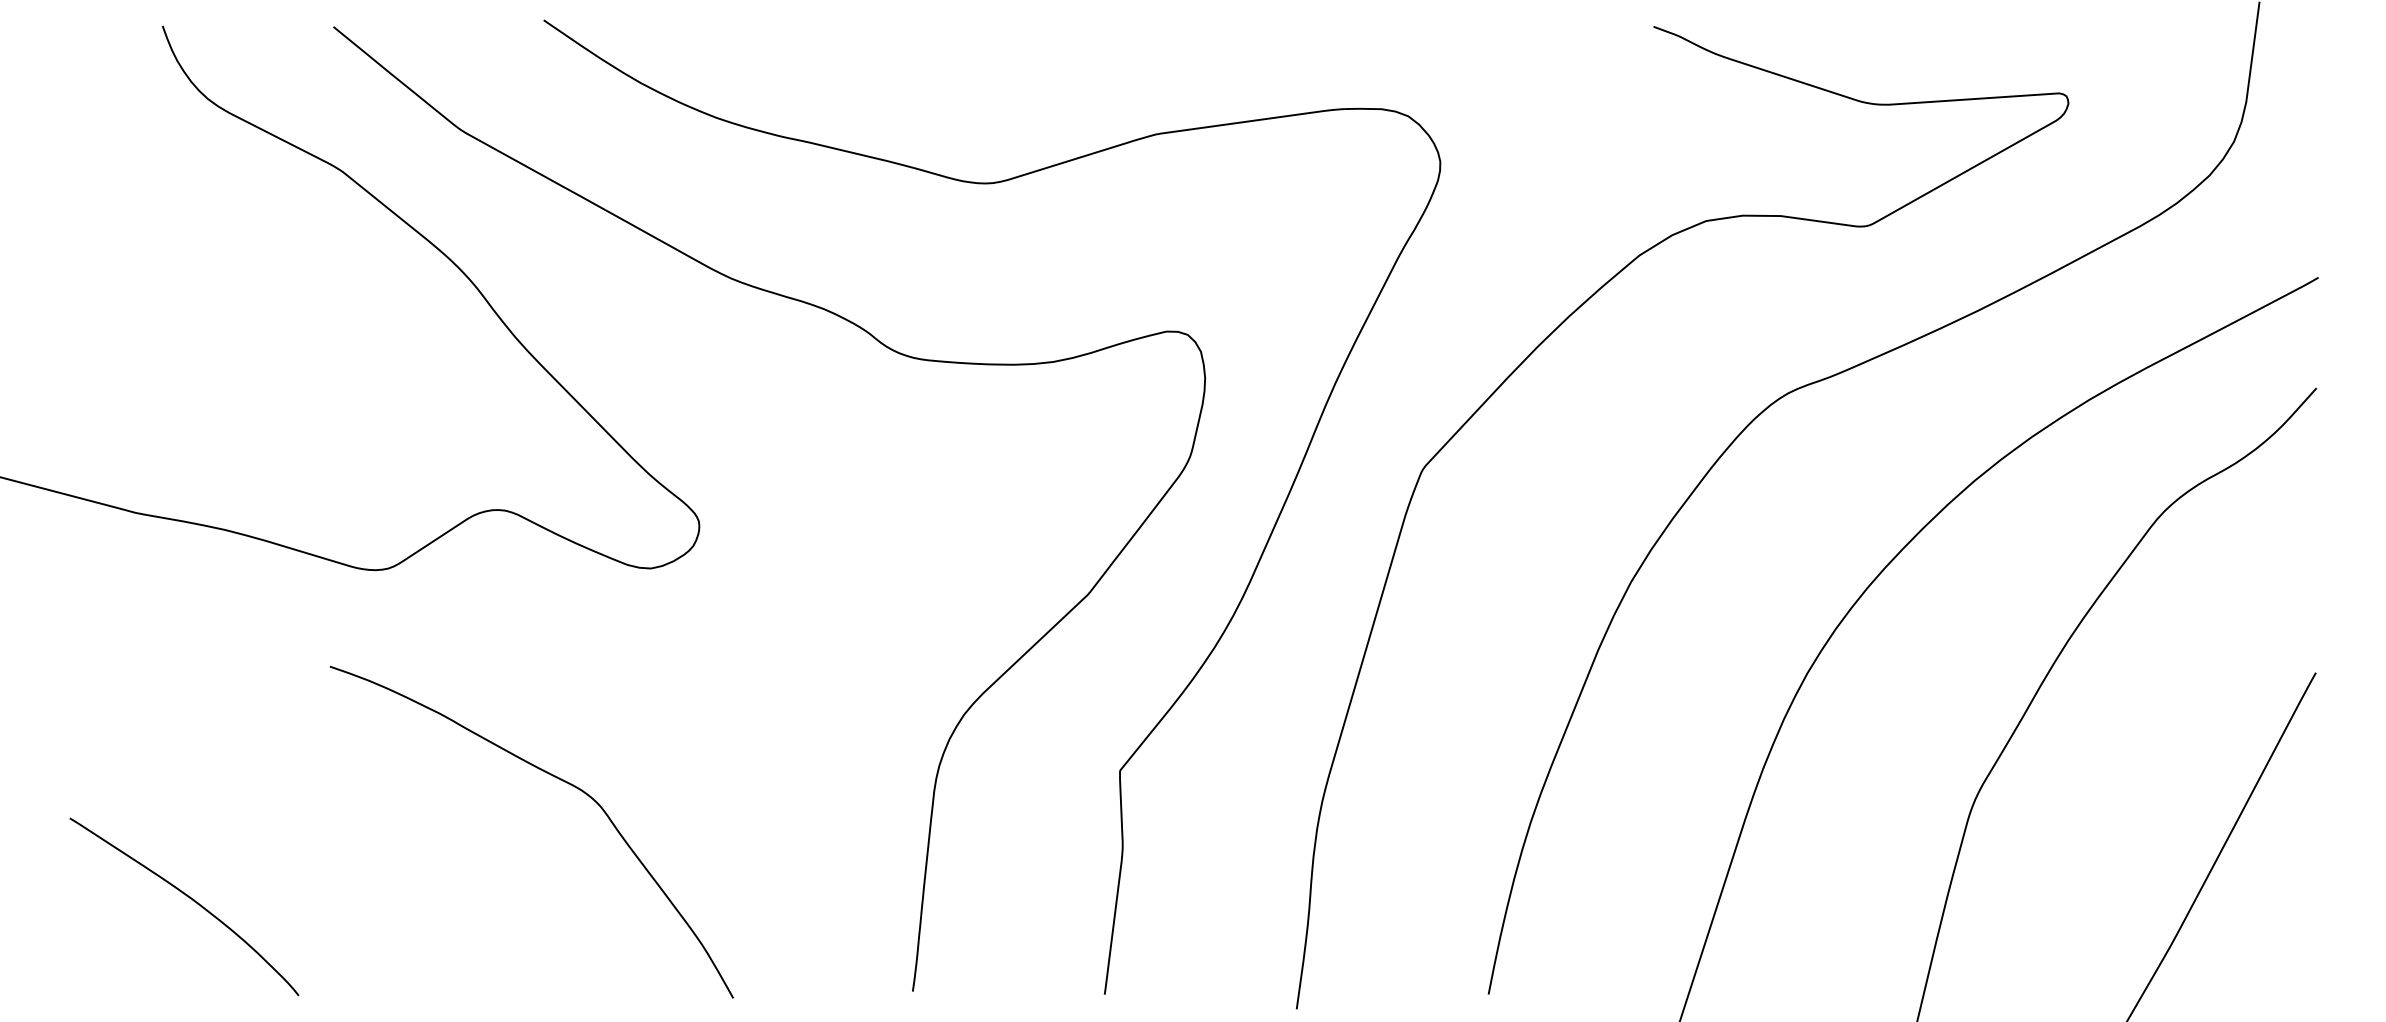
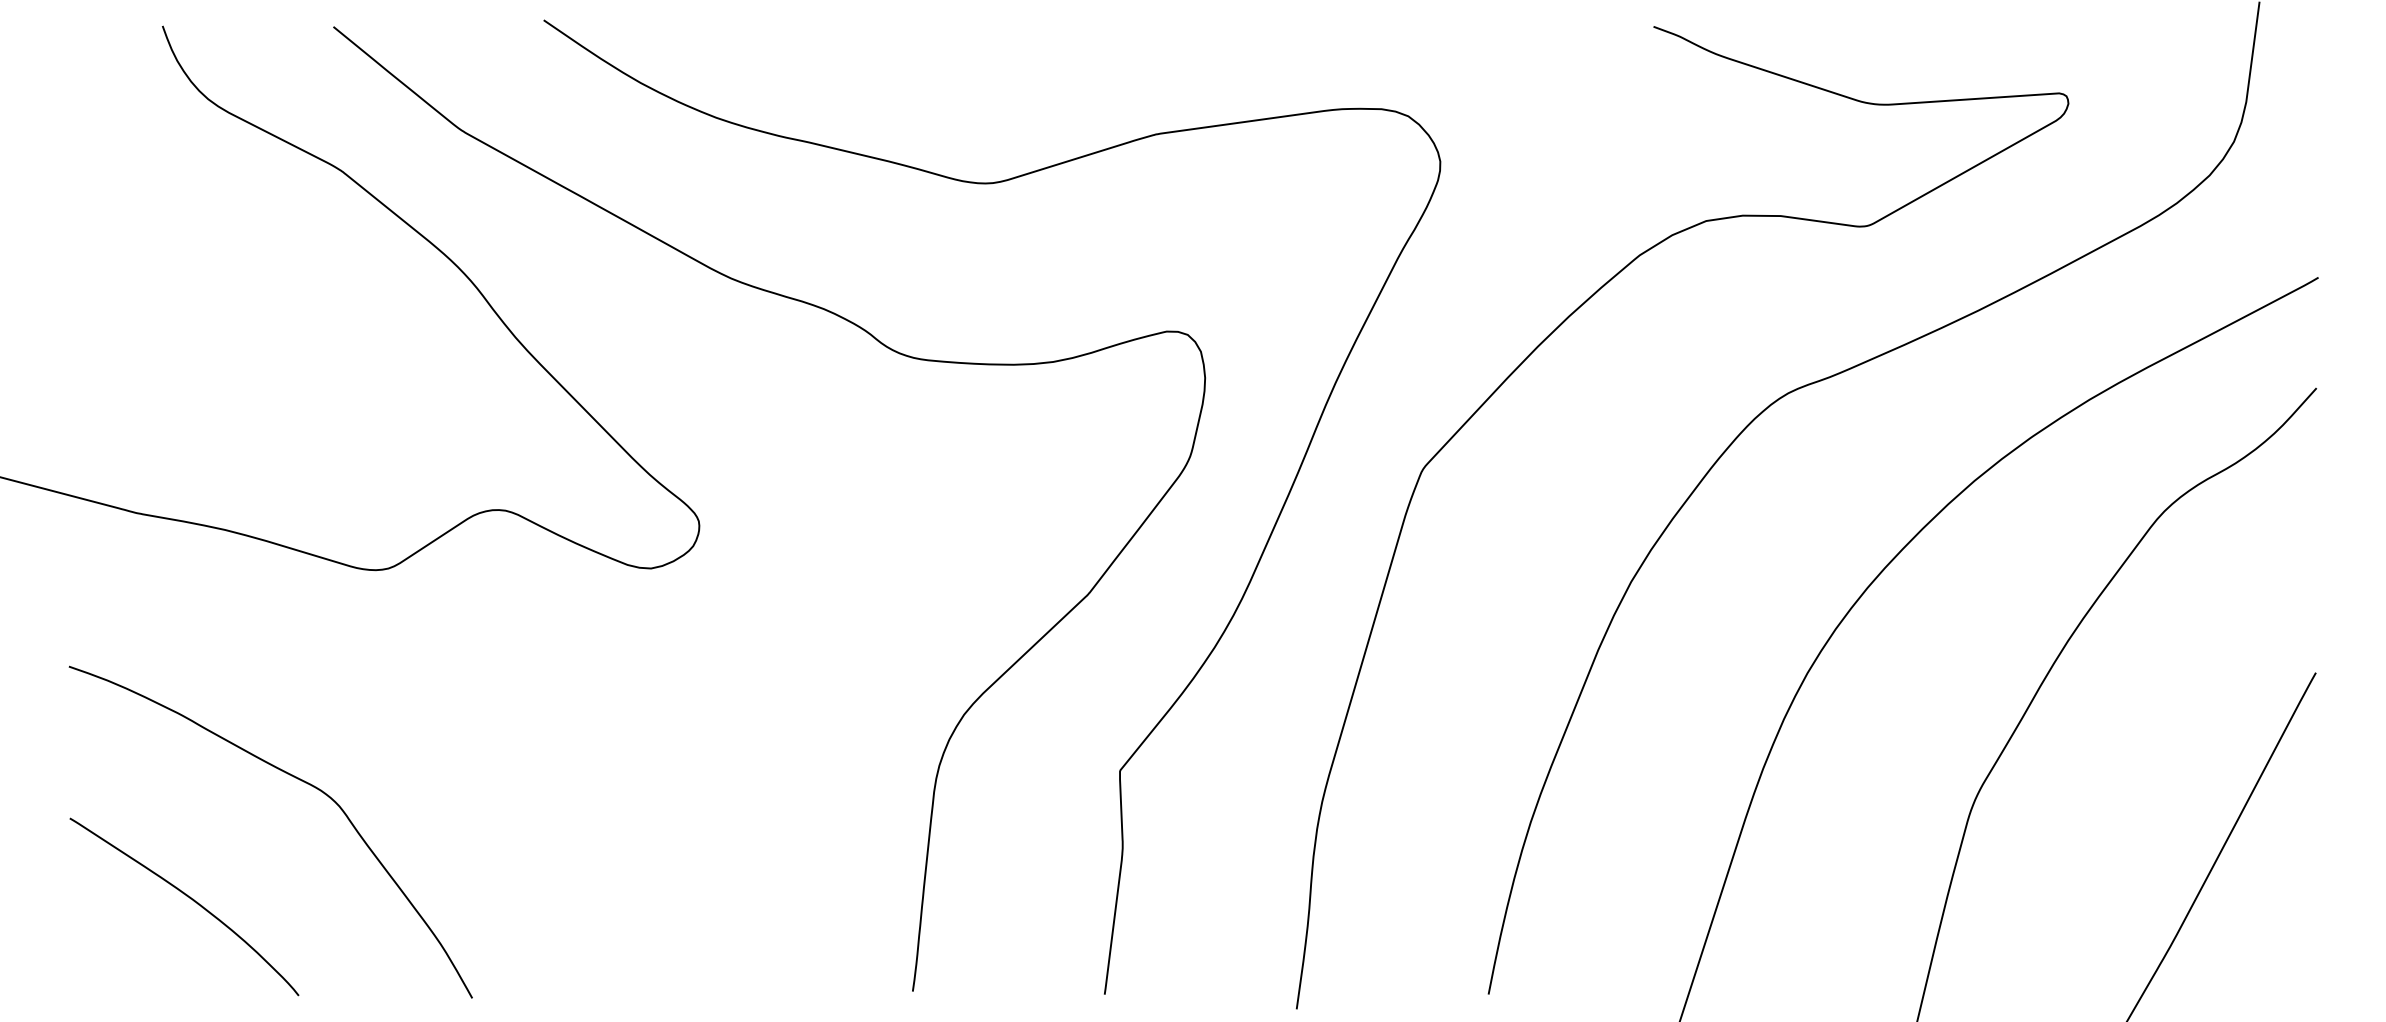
curve position: (558, 779) -> (297, 779) (297, 779)
